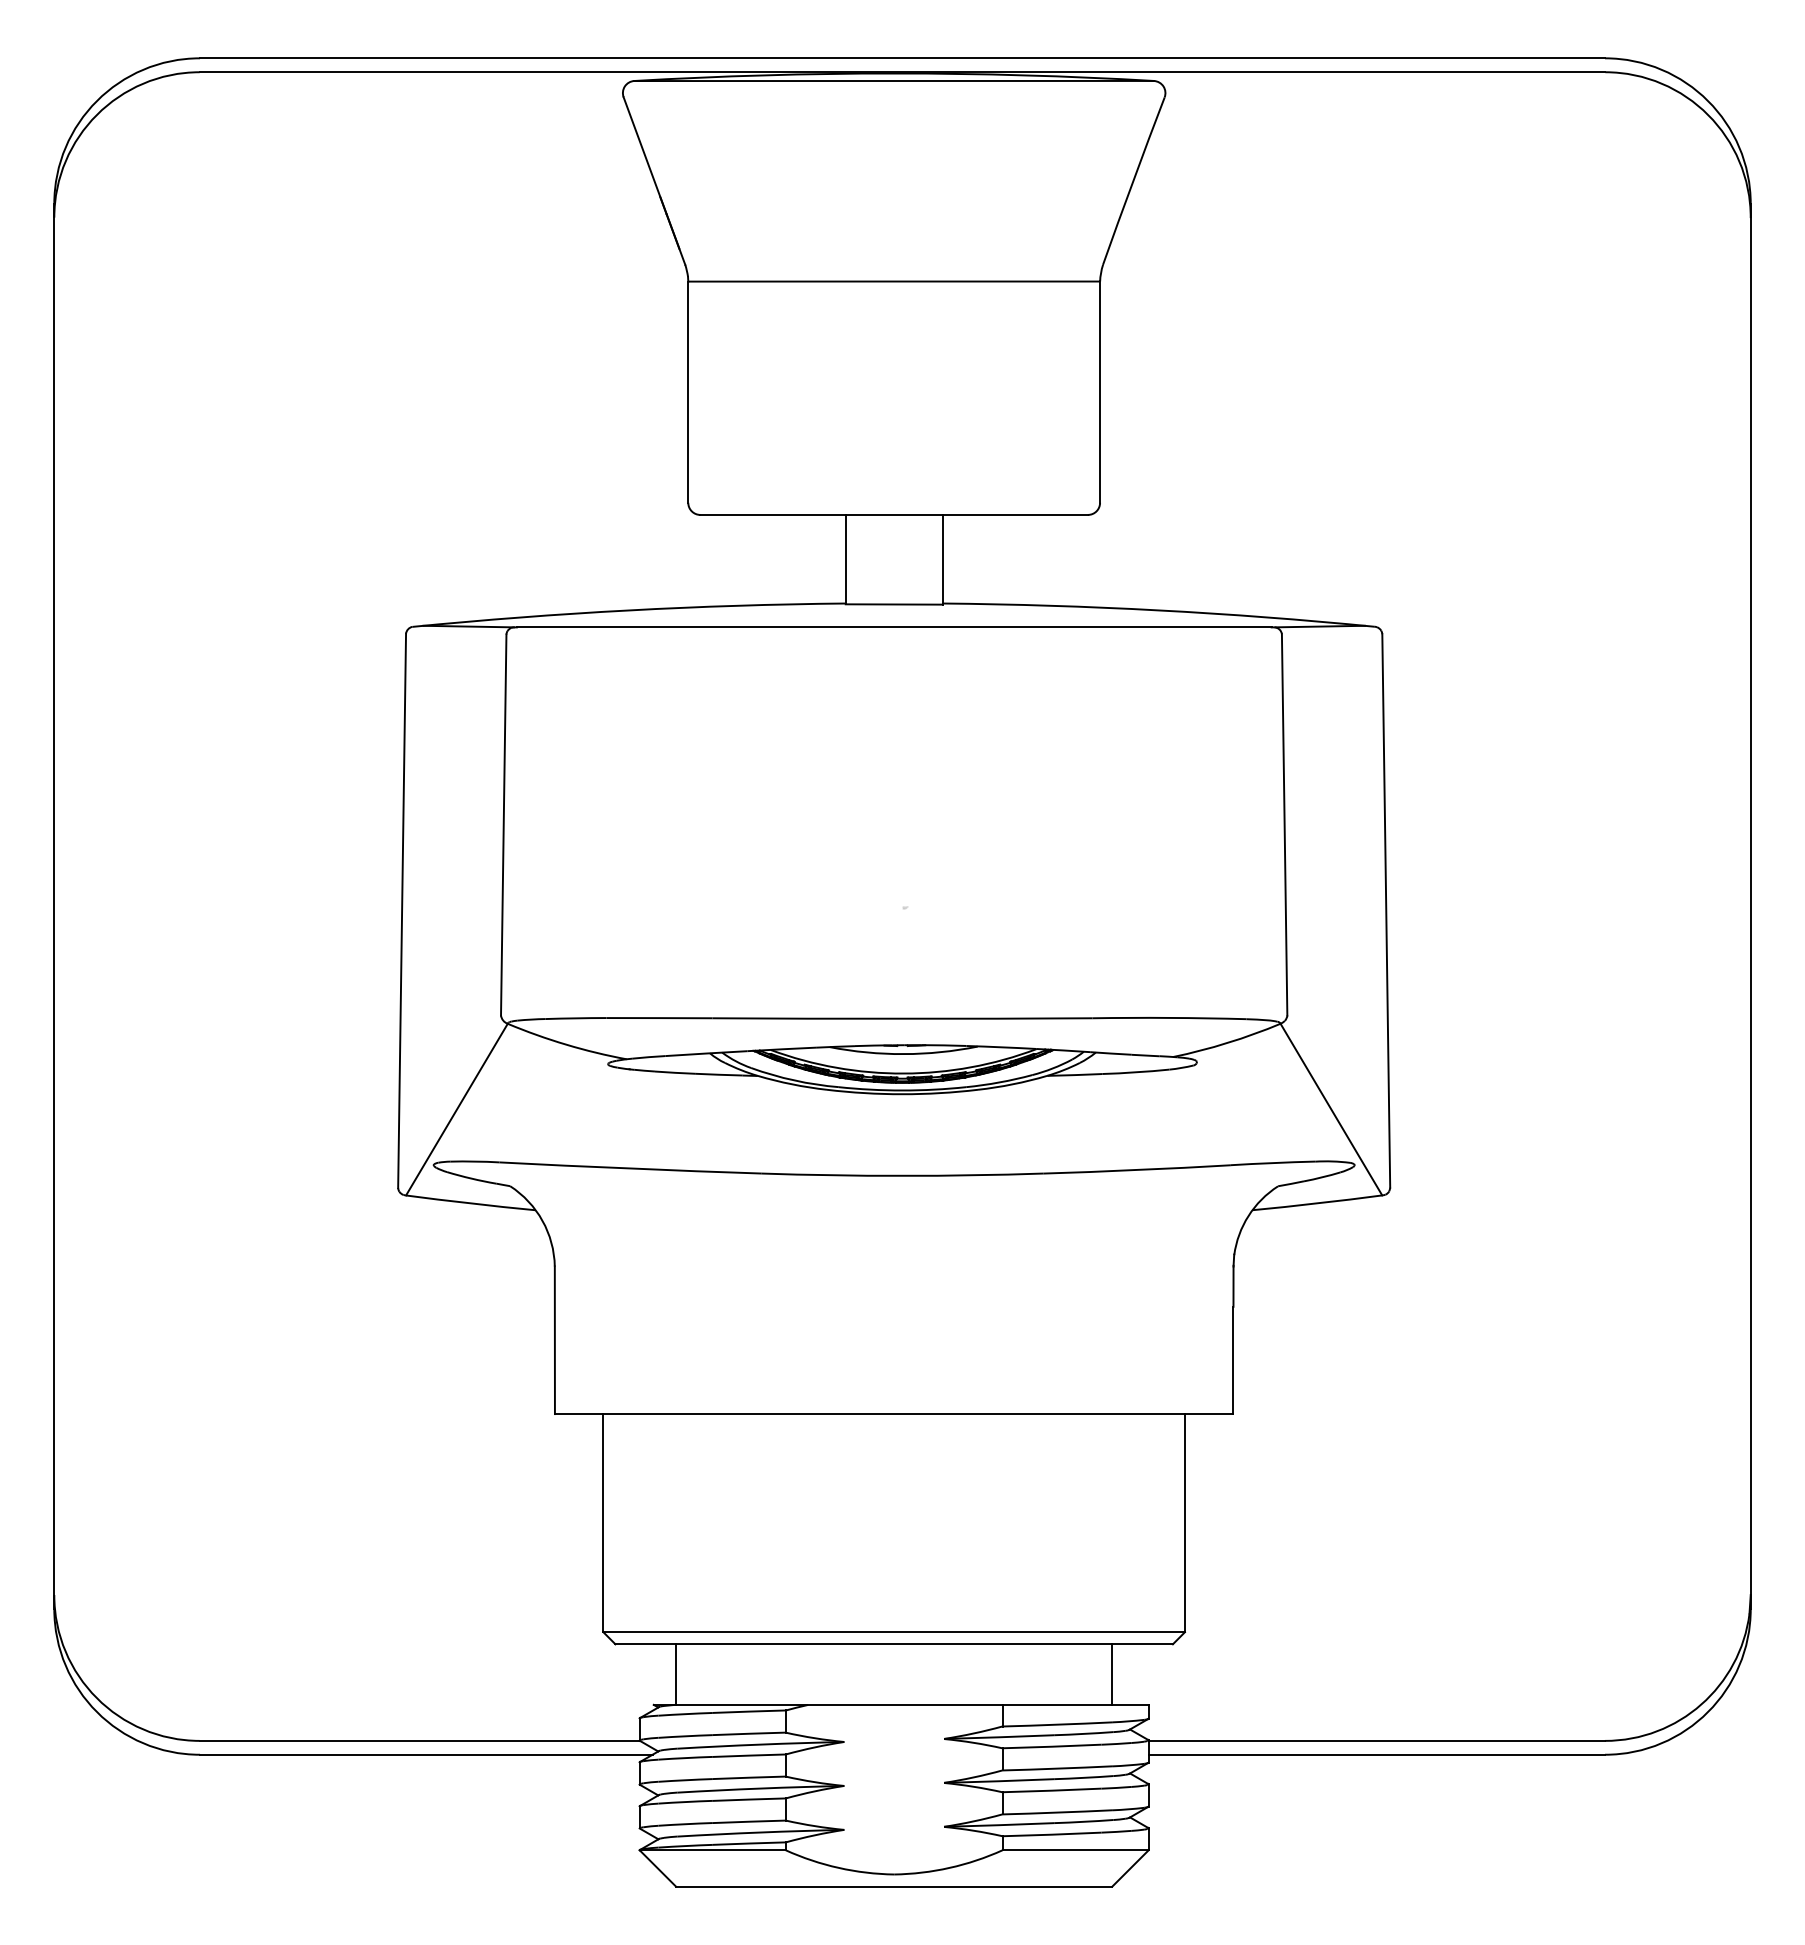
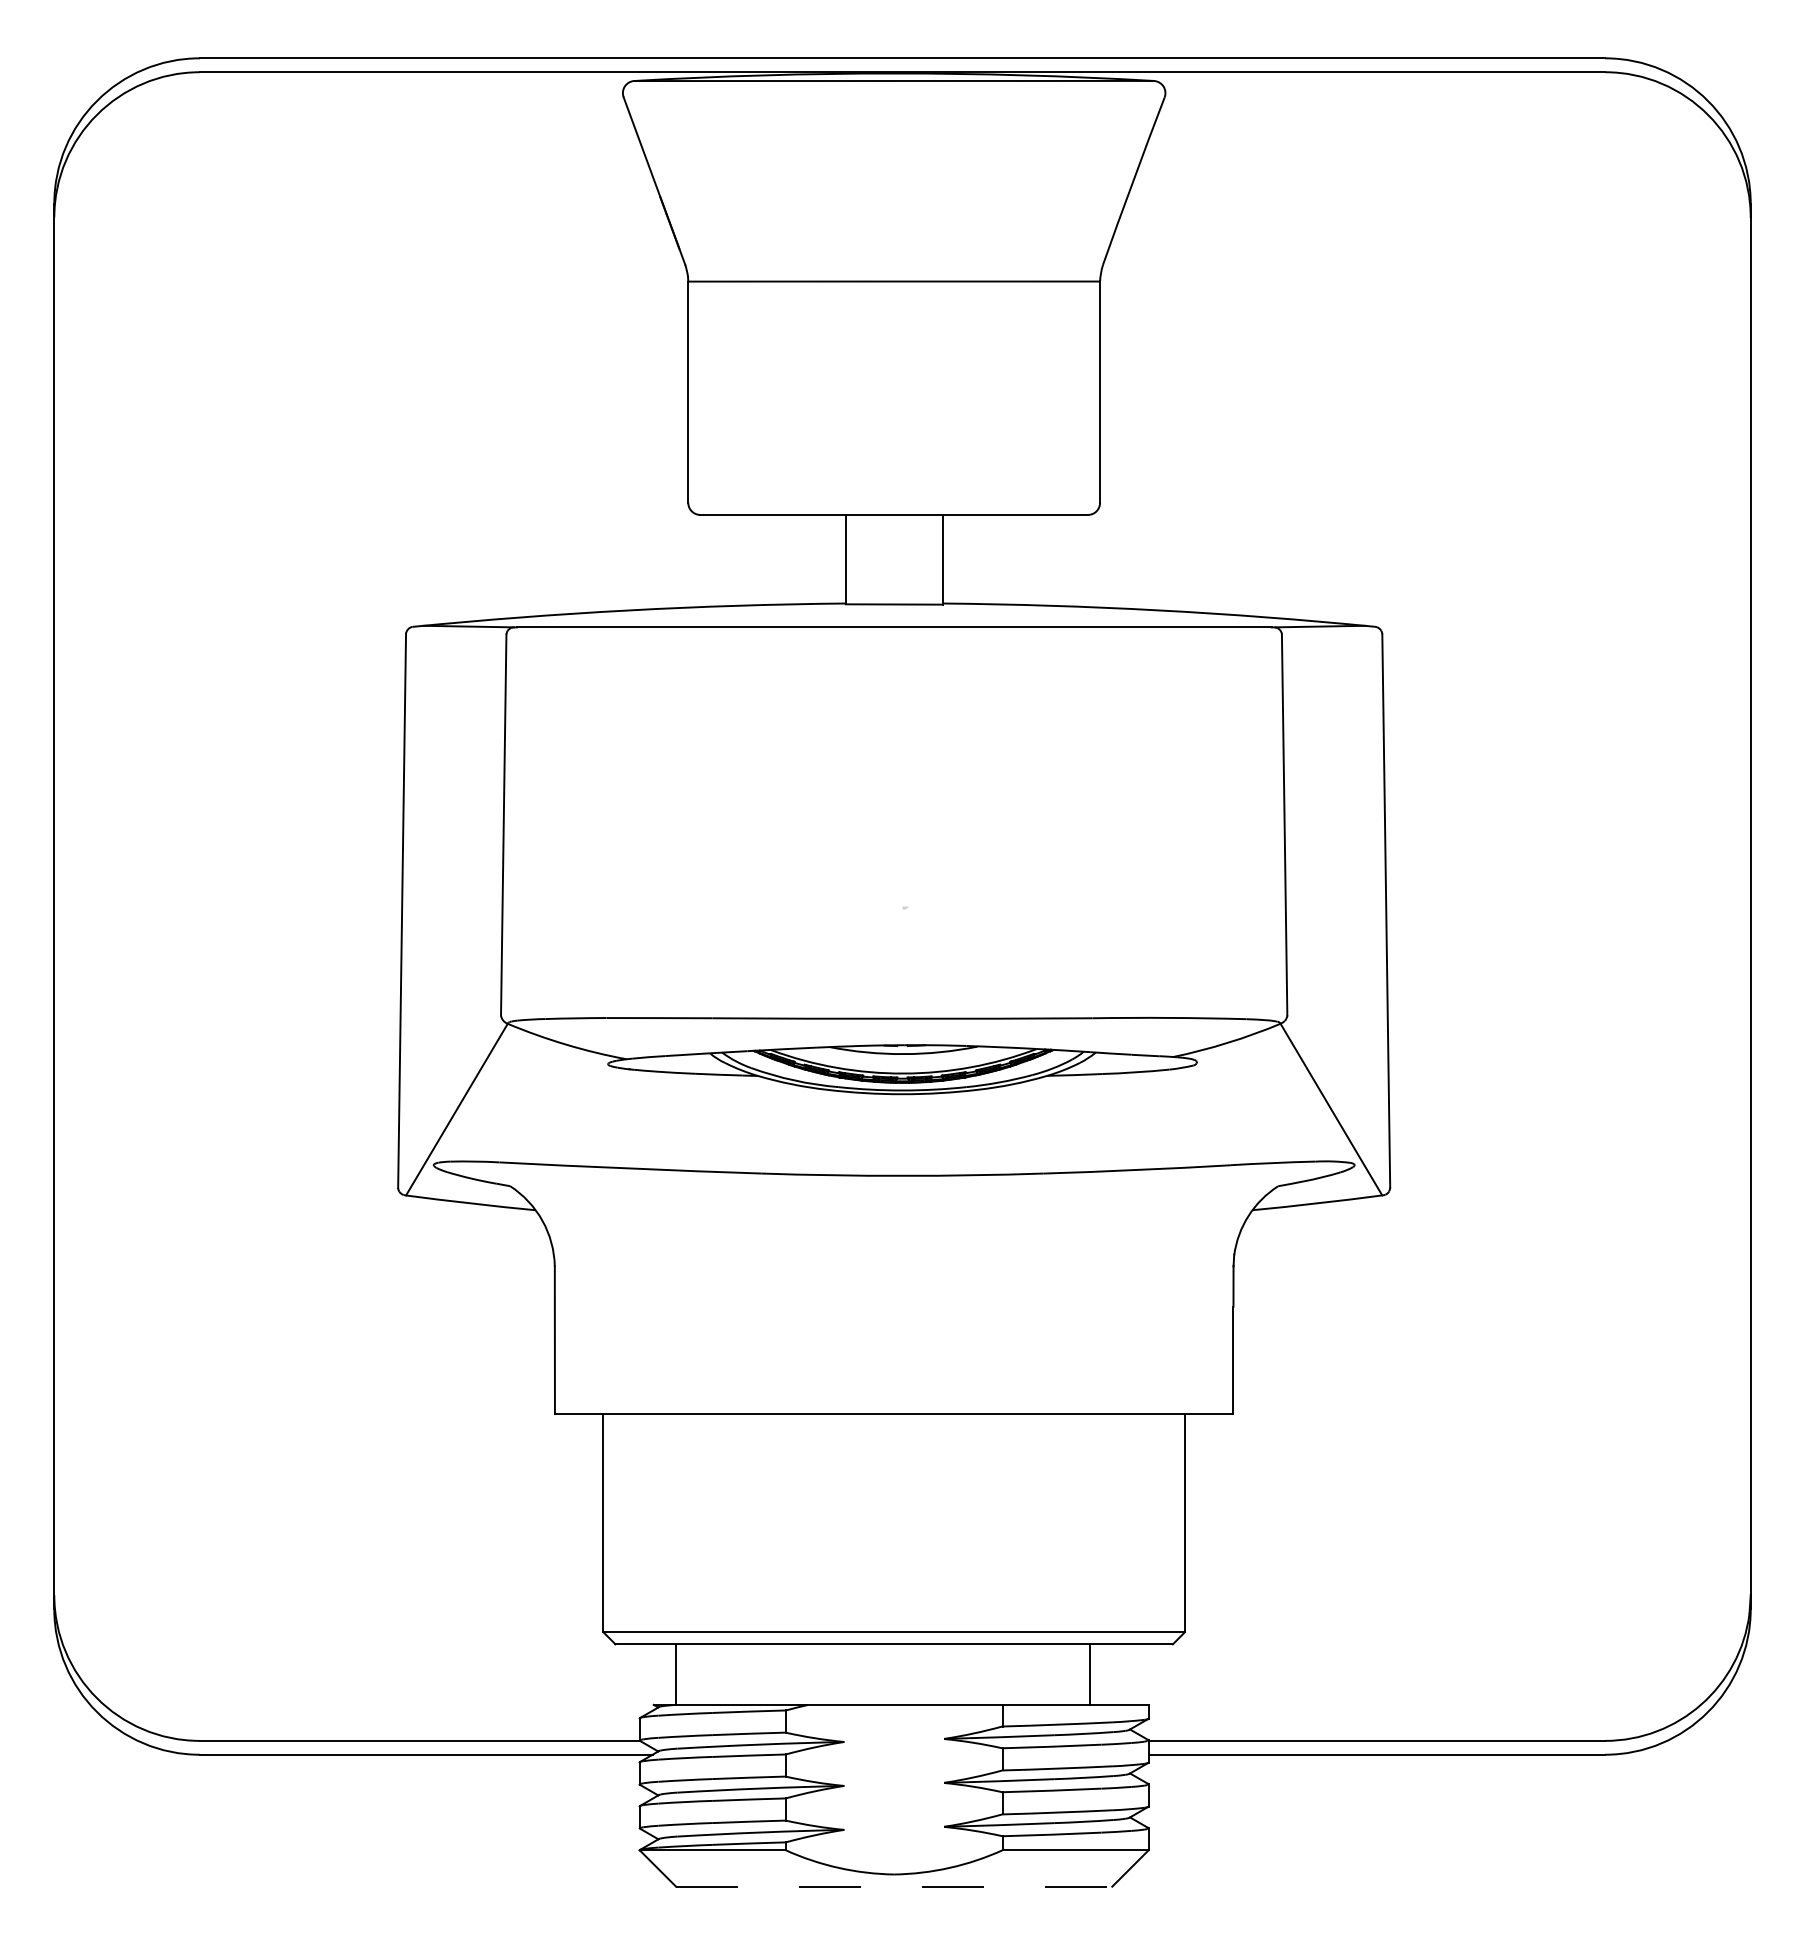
line position: (1112, 1674) -> (1090, 1674) (1090, 1674)
line: solid -> dashed (894, 1886)
